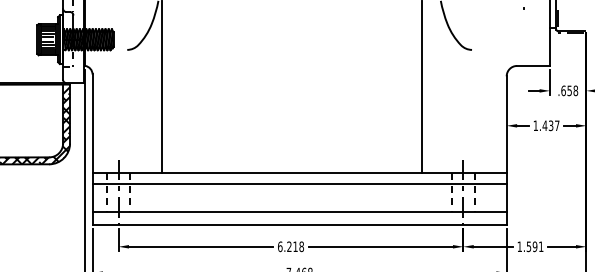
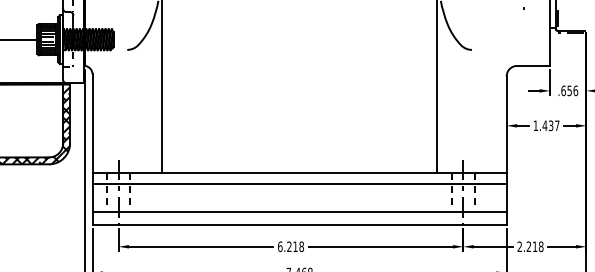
line: none -> present (20, 39)
line position: (422, 87) -> (437, 87) (437, 87)
text: .658 -> .656 (575, 90)
text: 1.591 -> 2.218 (530, 246)
